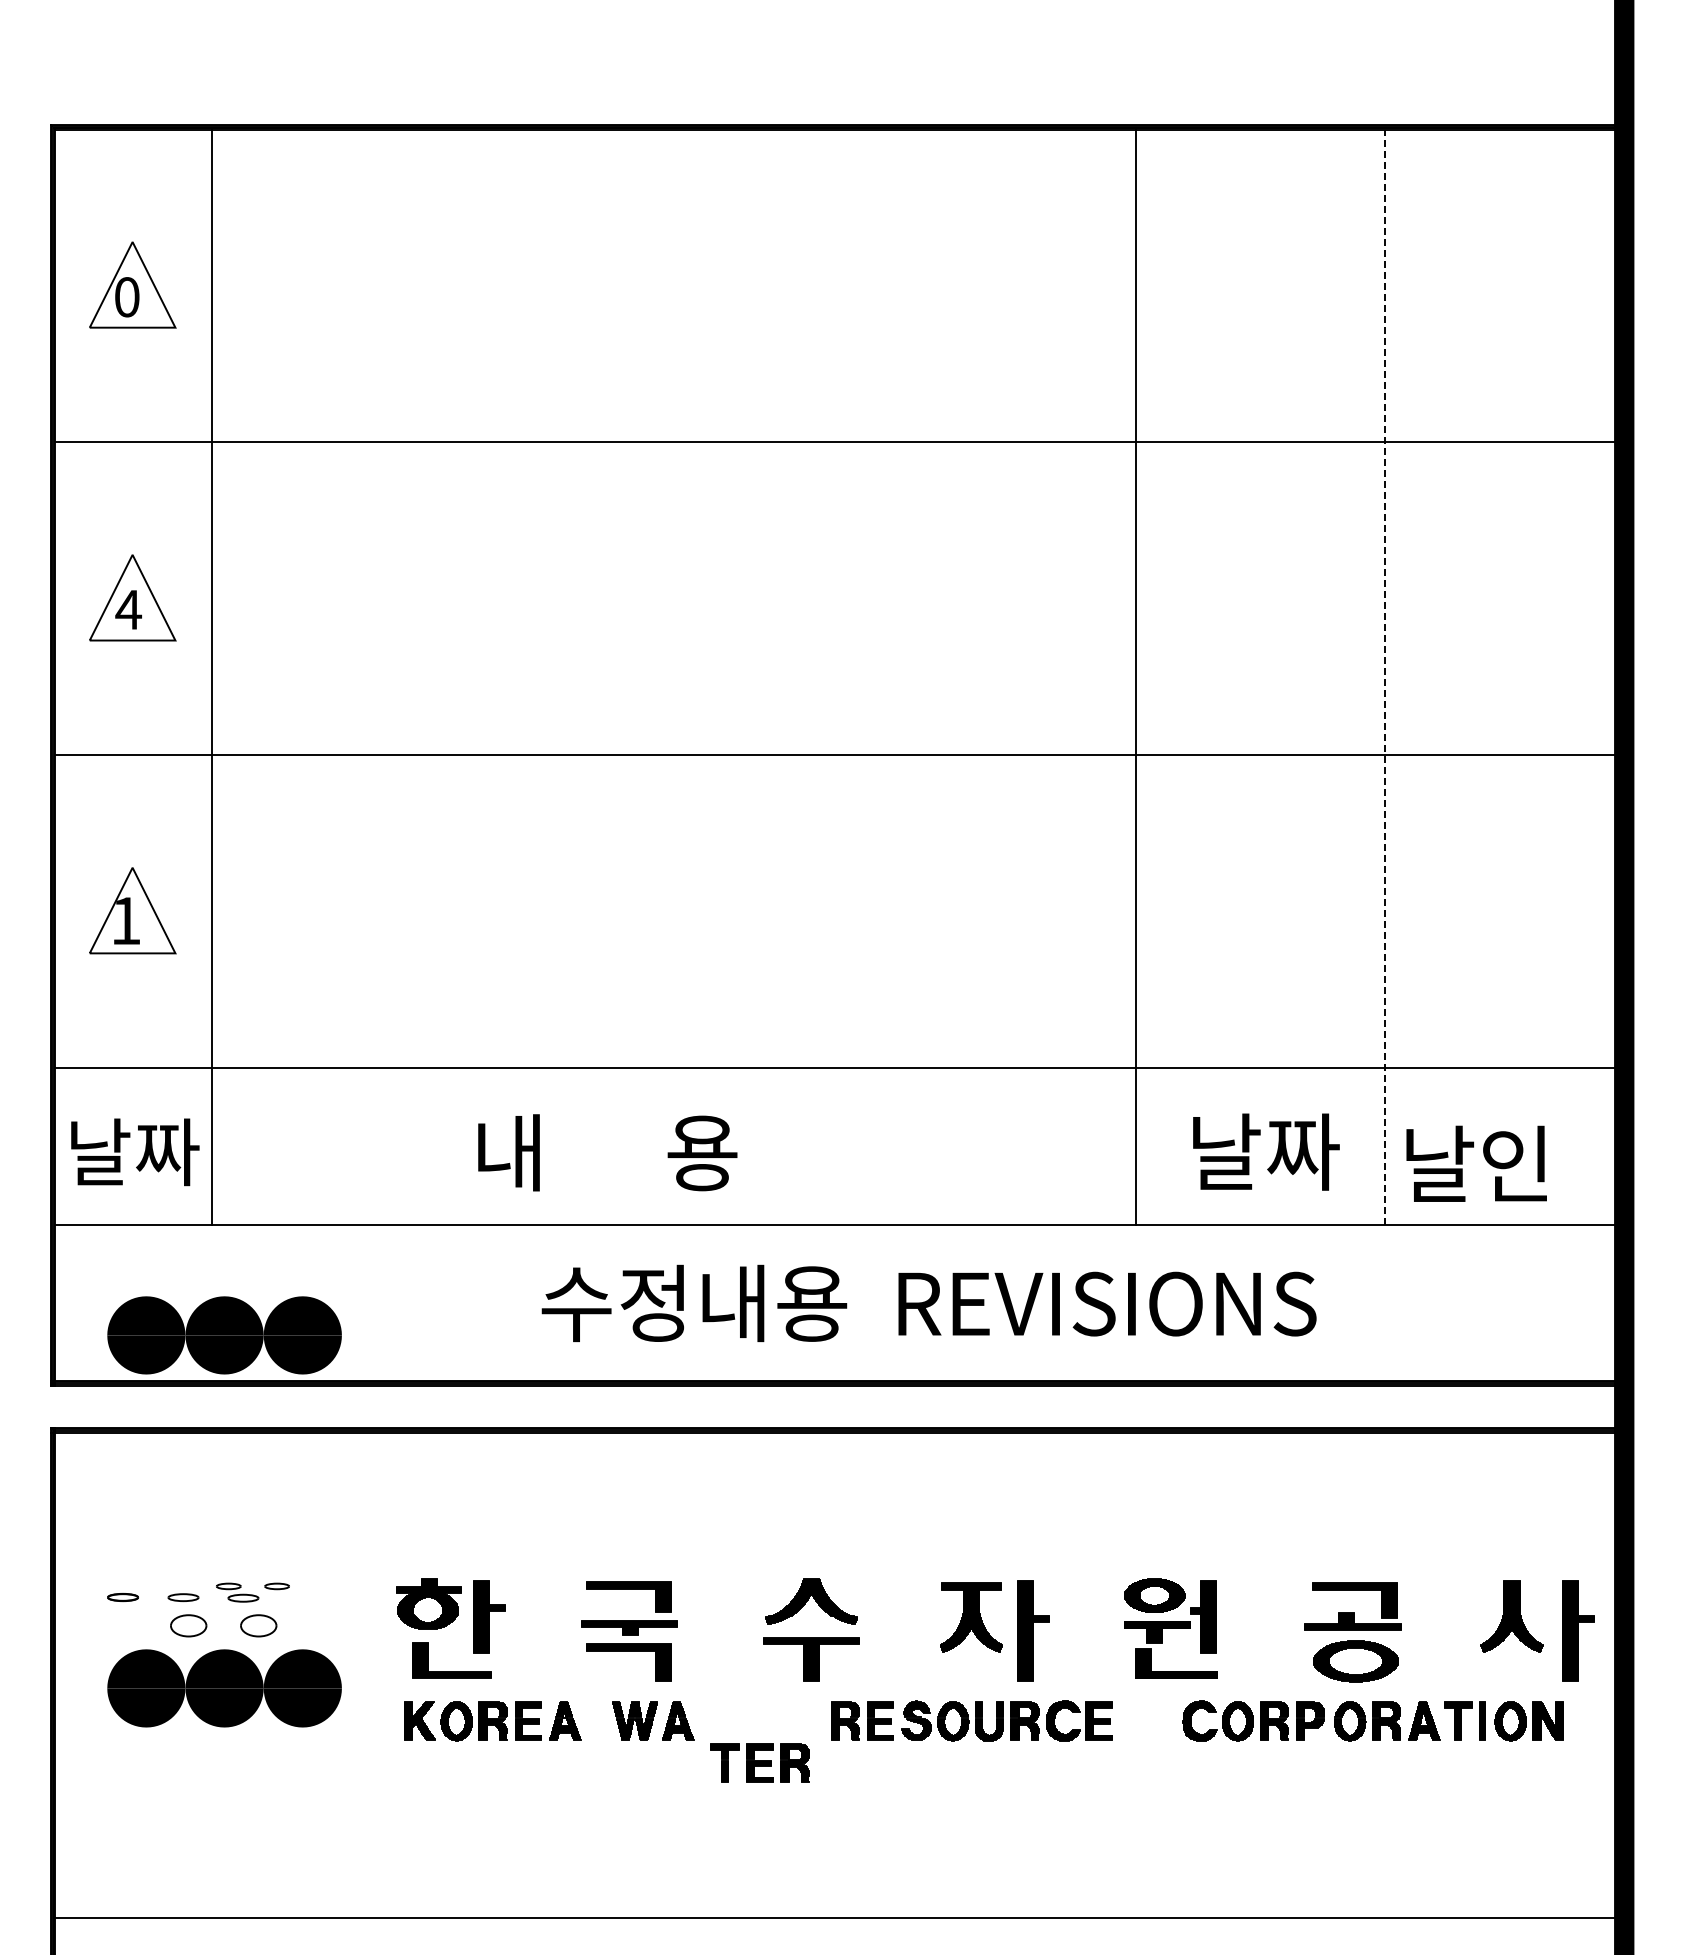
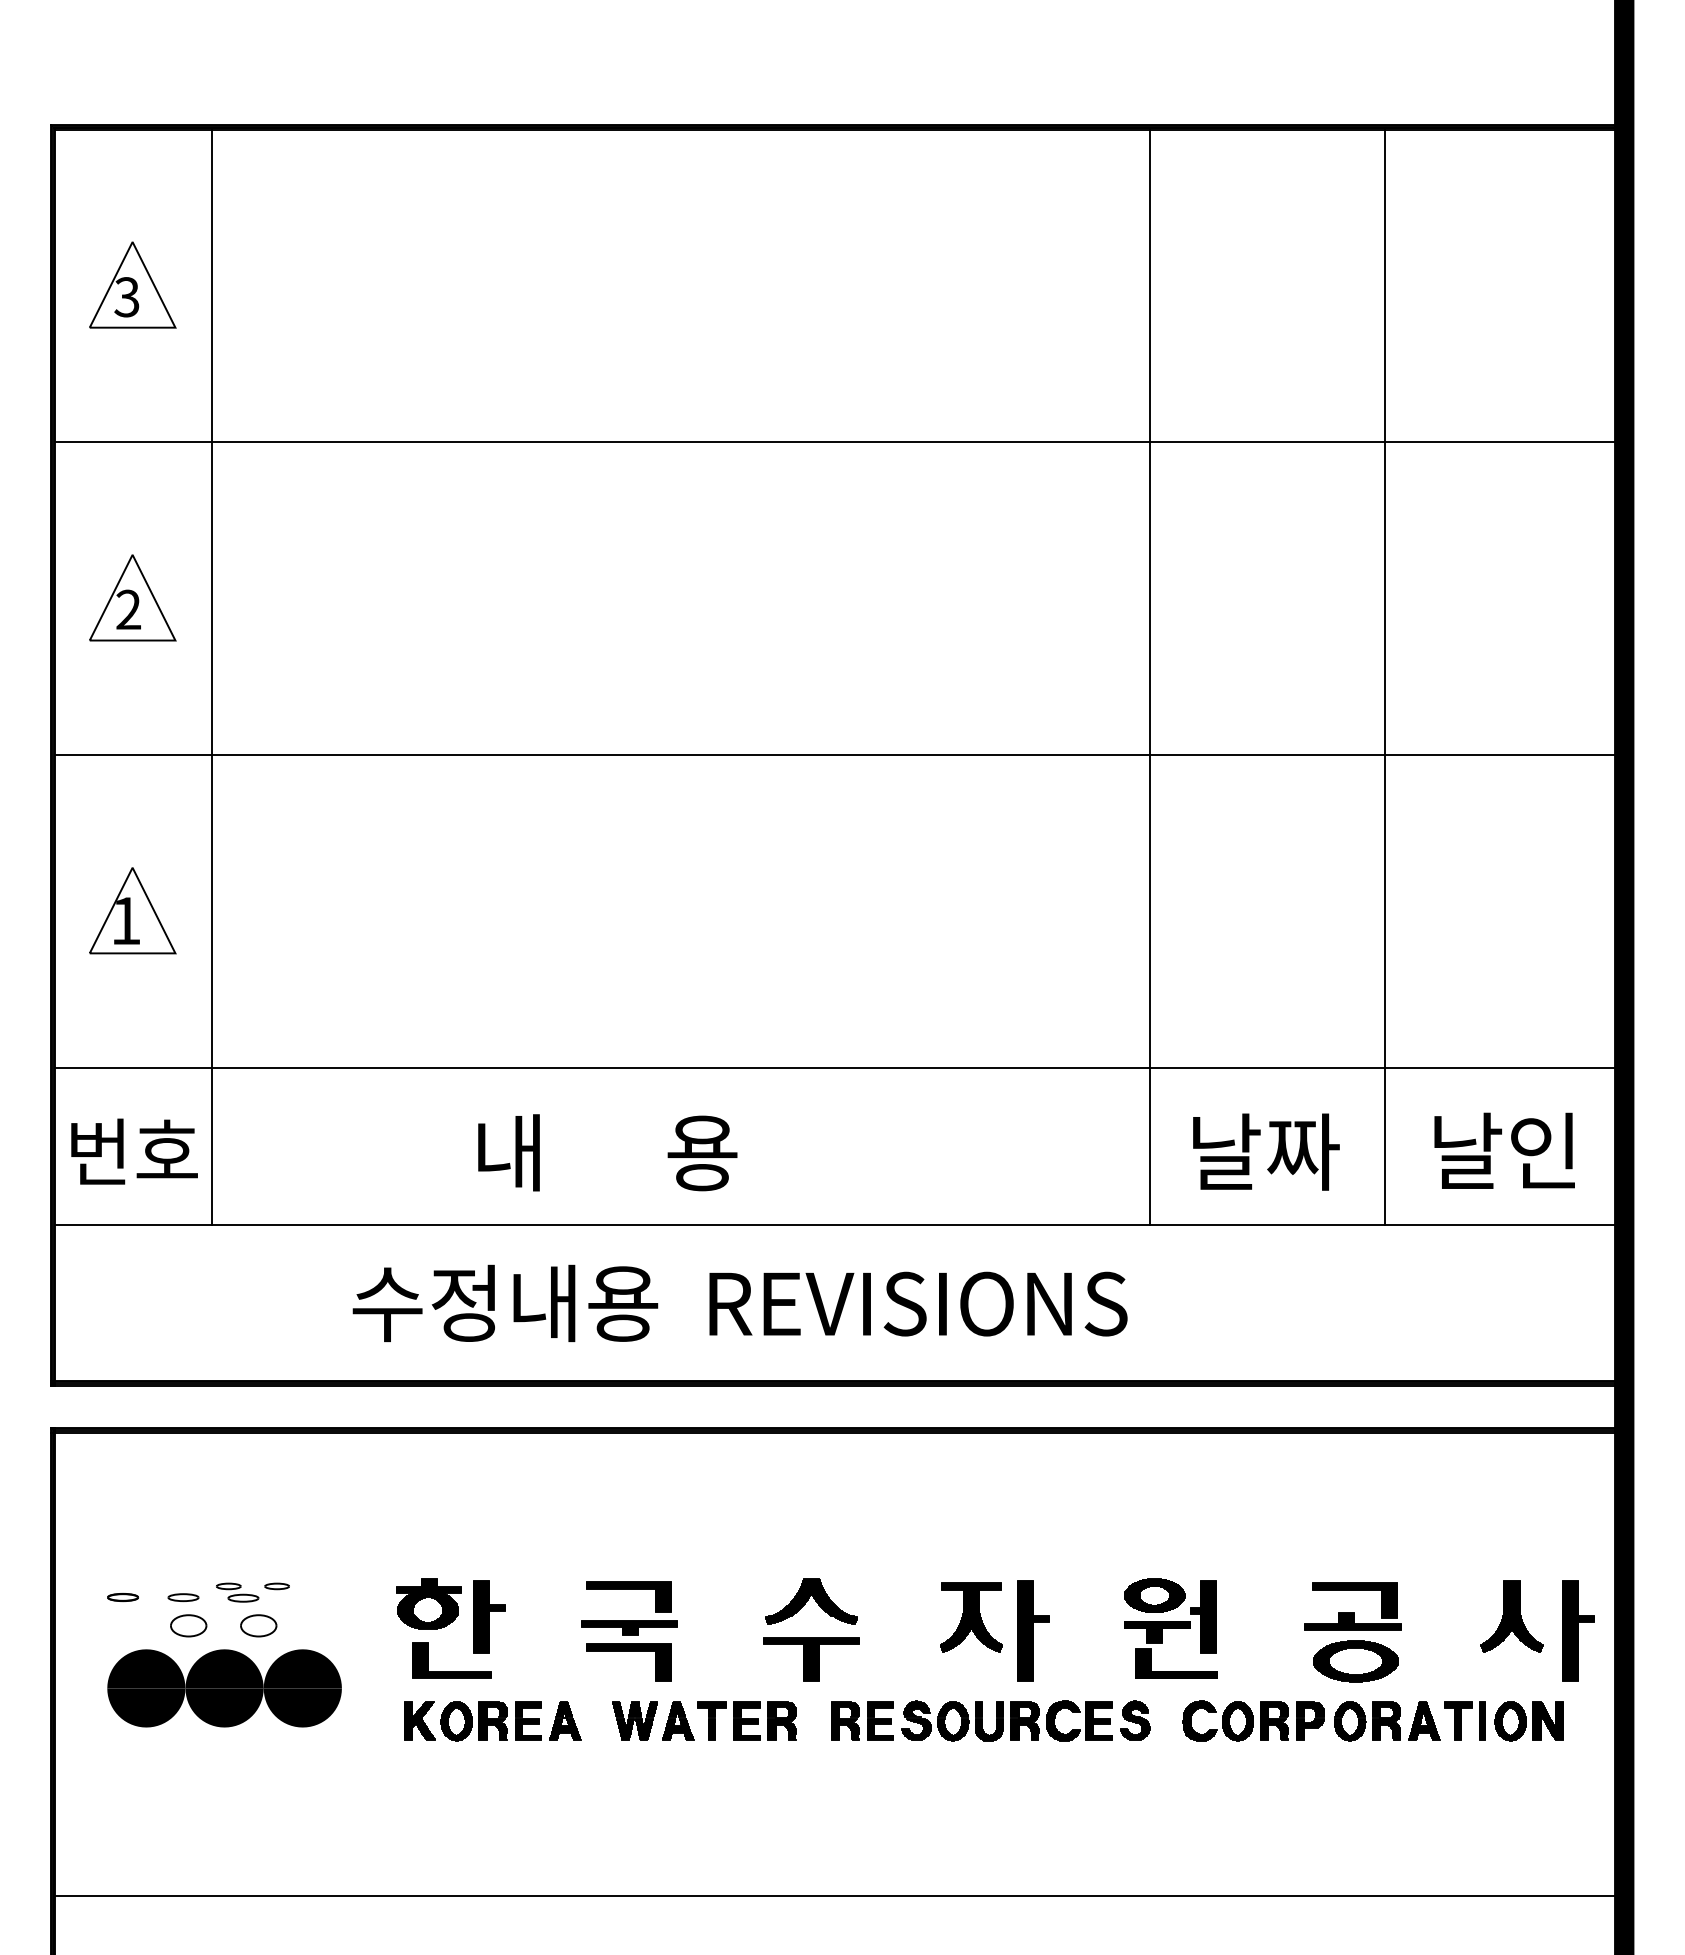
text: 0 -> 3 (126, 297)
text: 4 -> 2 (128, 609)
line position: (1136, 676) -> (1150, 676) (1150, 676)
line: dashed -> solid (1384, 676)
text: 날짜 -> 번호 (135, 1152)
text position: (1476, 1163) -> (1504, 1150) (1504, 1150)
text position: (928, 1302) -> (739, 1302) (739, 1302)
part: present -> none (224, 1335)
part: none -> present (1135, 1720)
part position: (759, 1762) -> (746, 1720) (746, 1720)
line position: (837, 1917) -> (837, 1895) (837, 1895)
